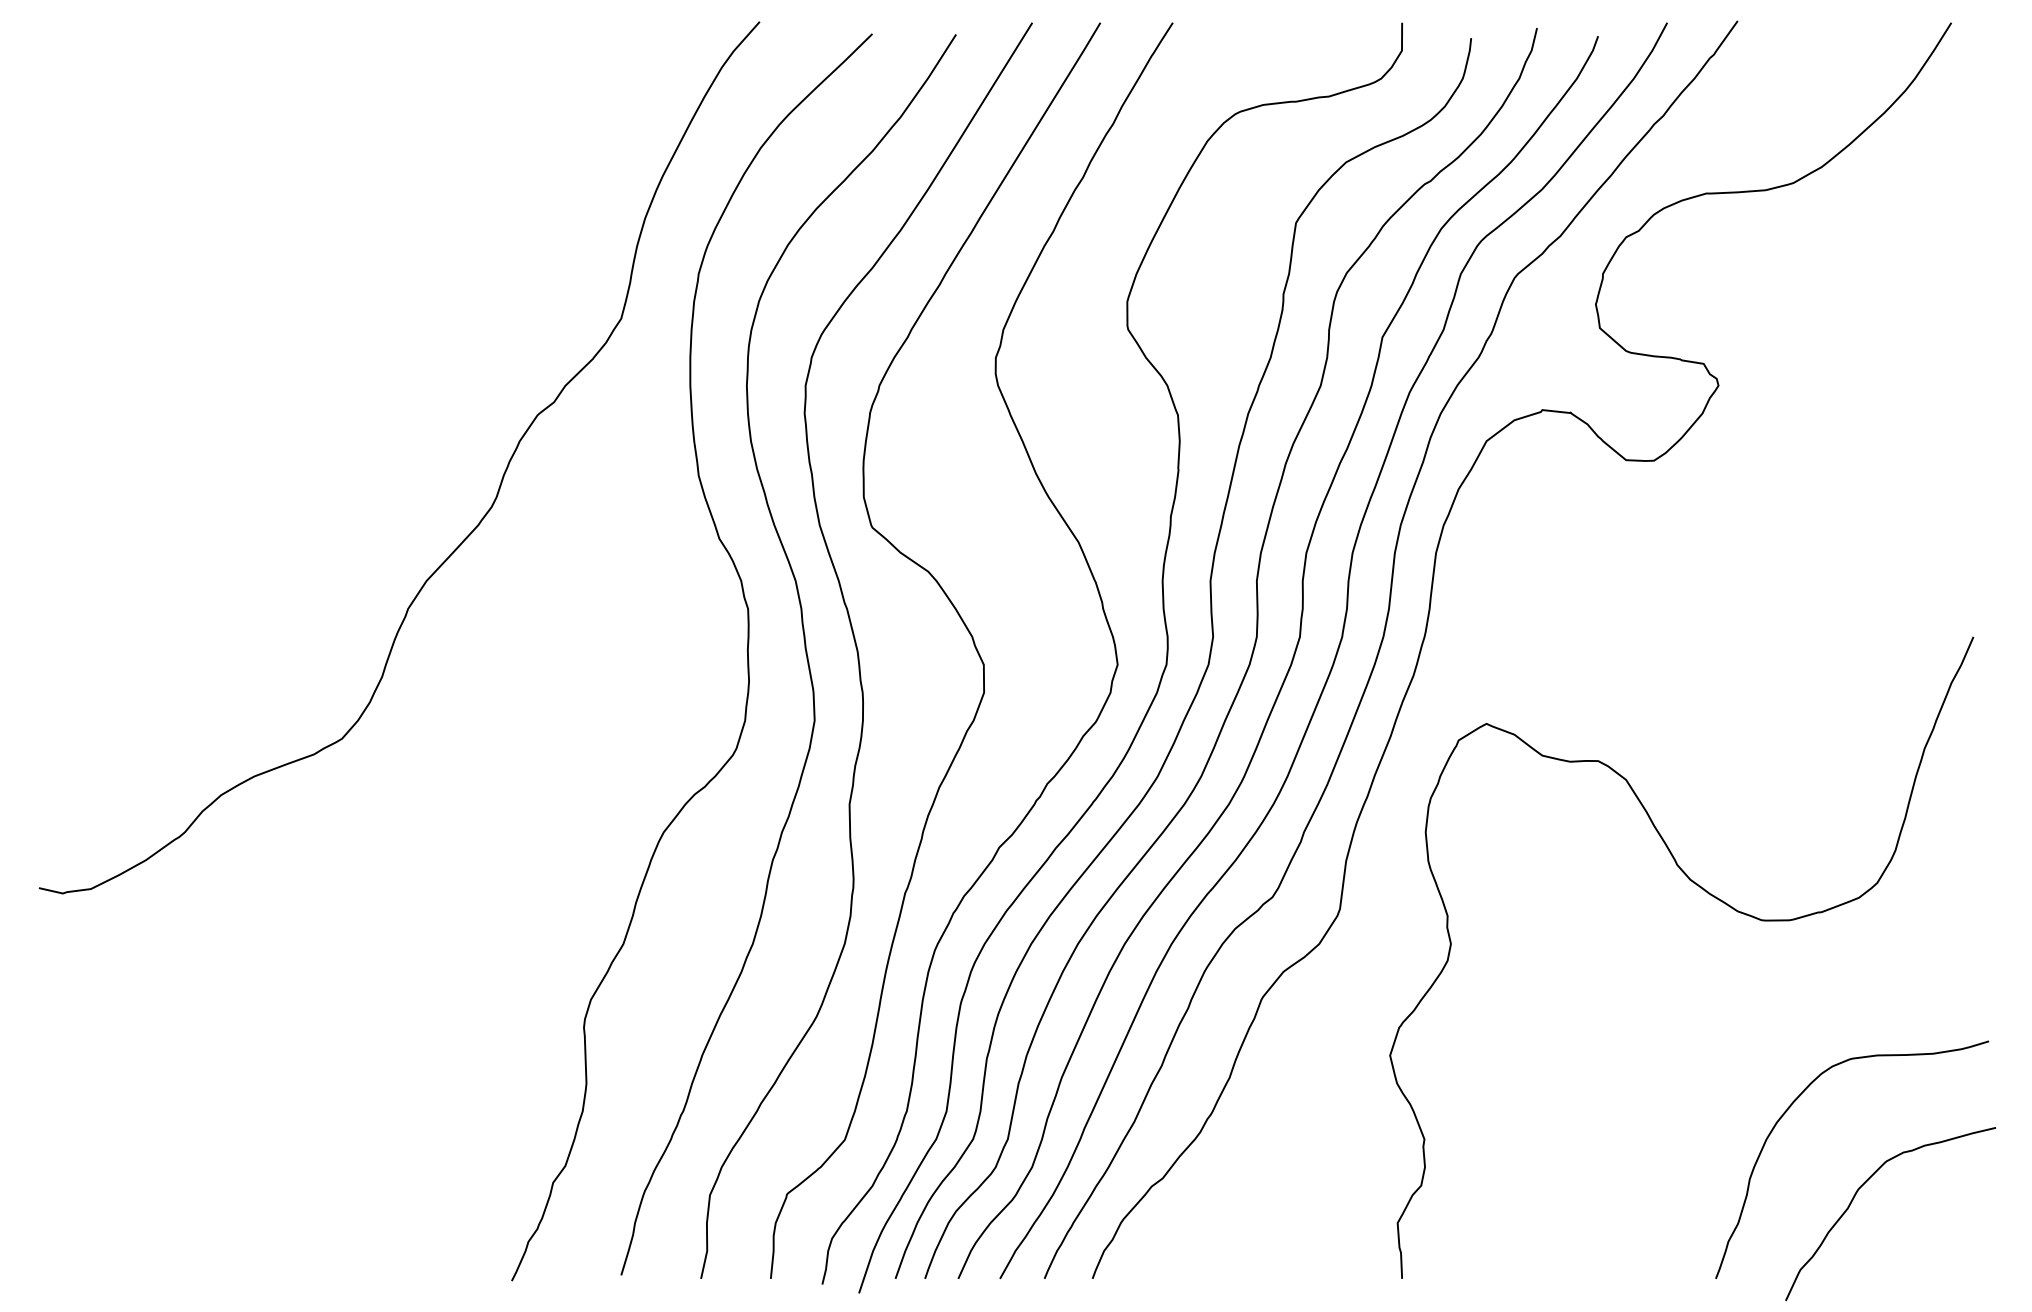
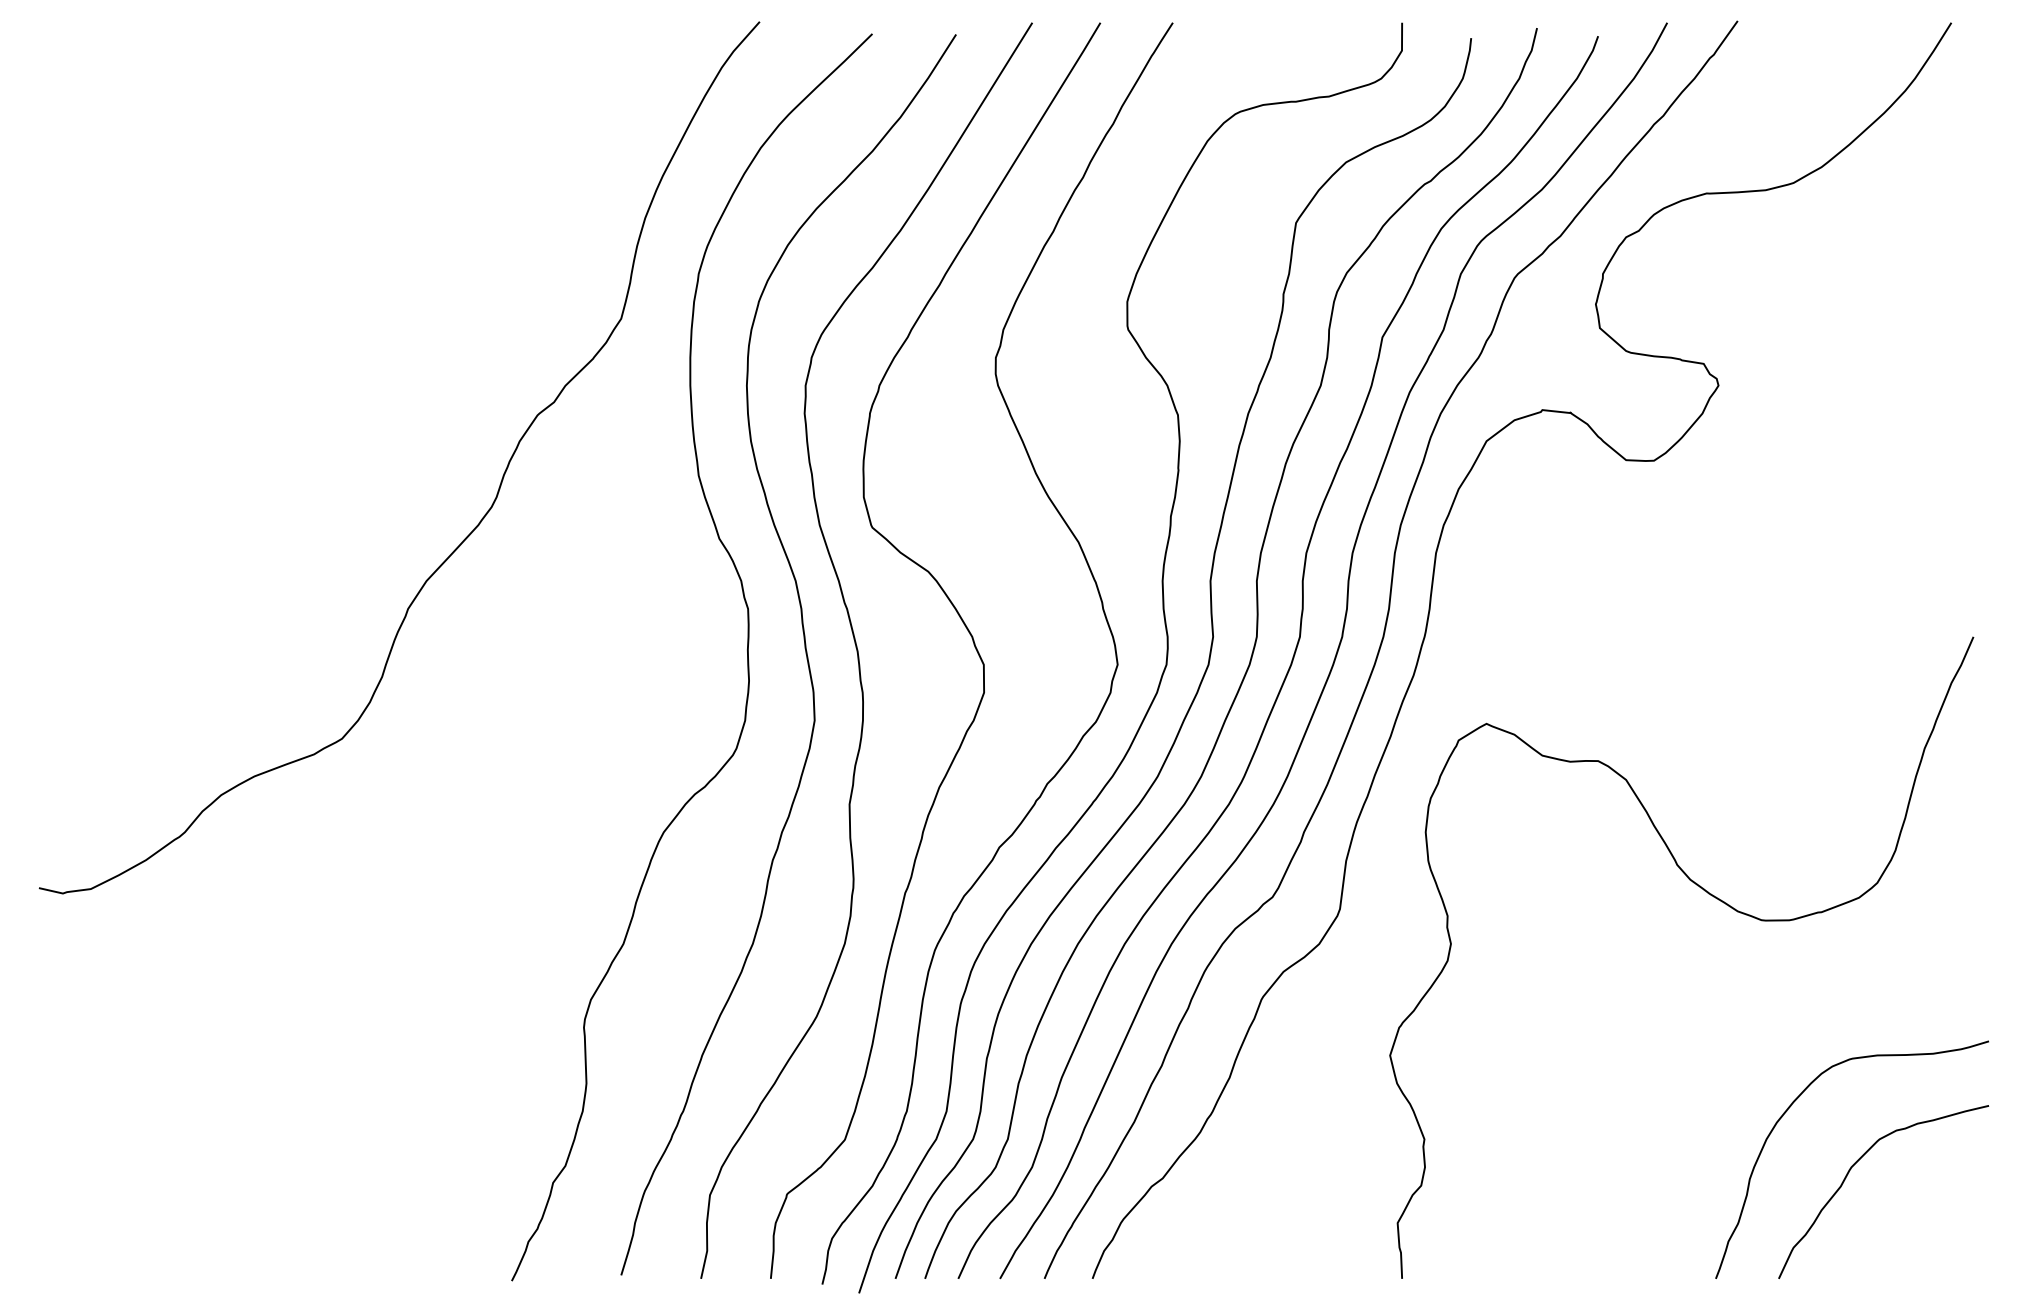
curve position: (1858, 1191) -> (1851, 1169) (1851, 1169)
